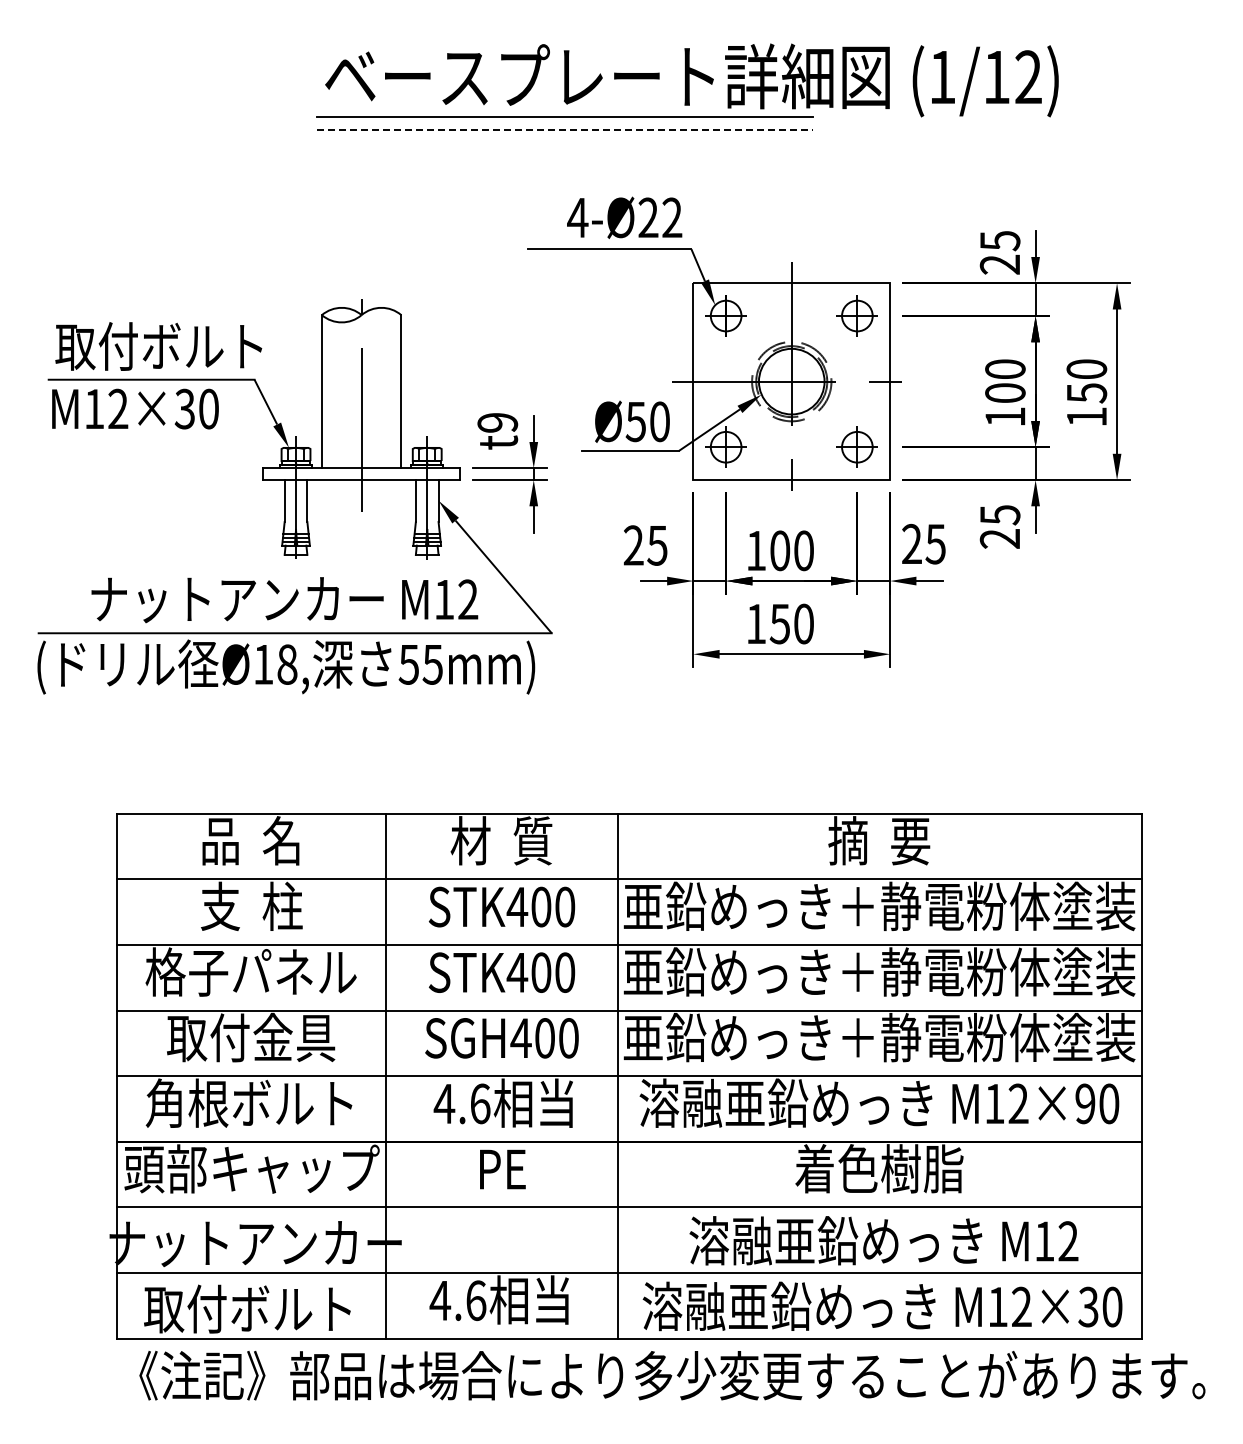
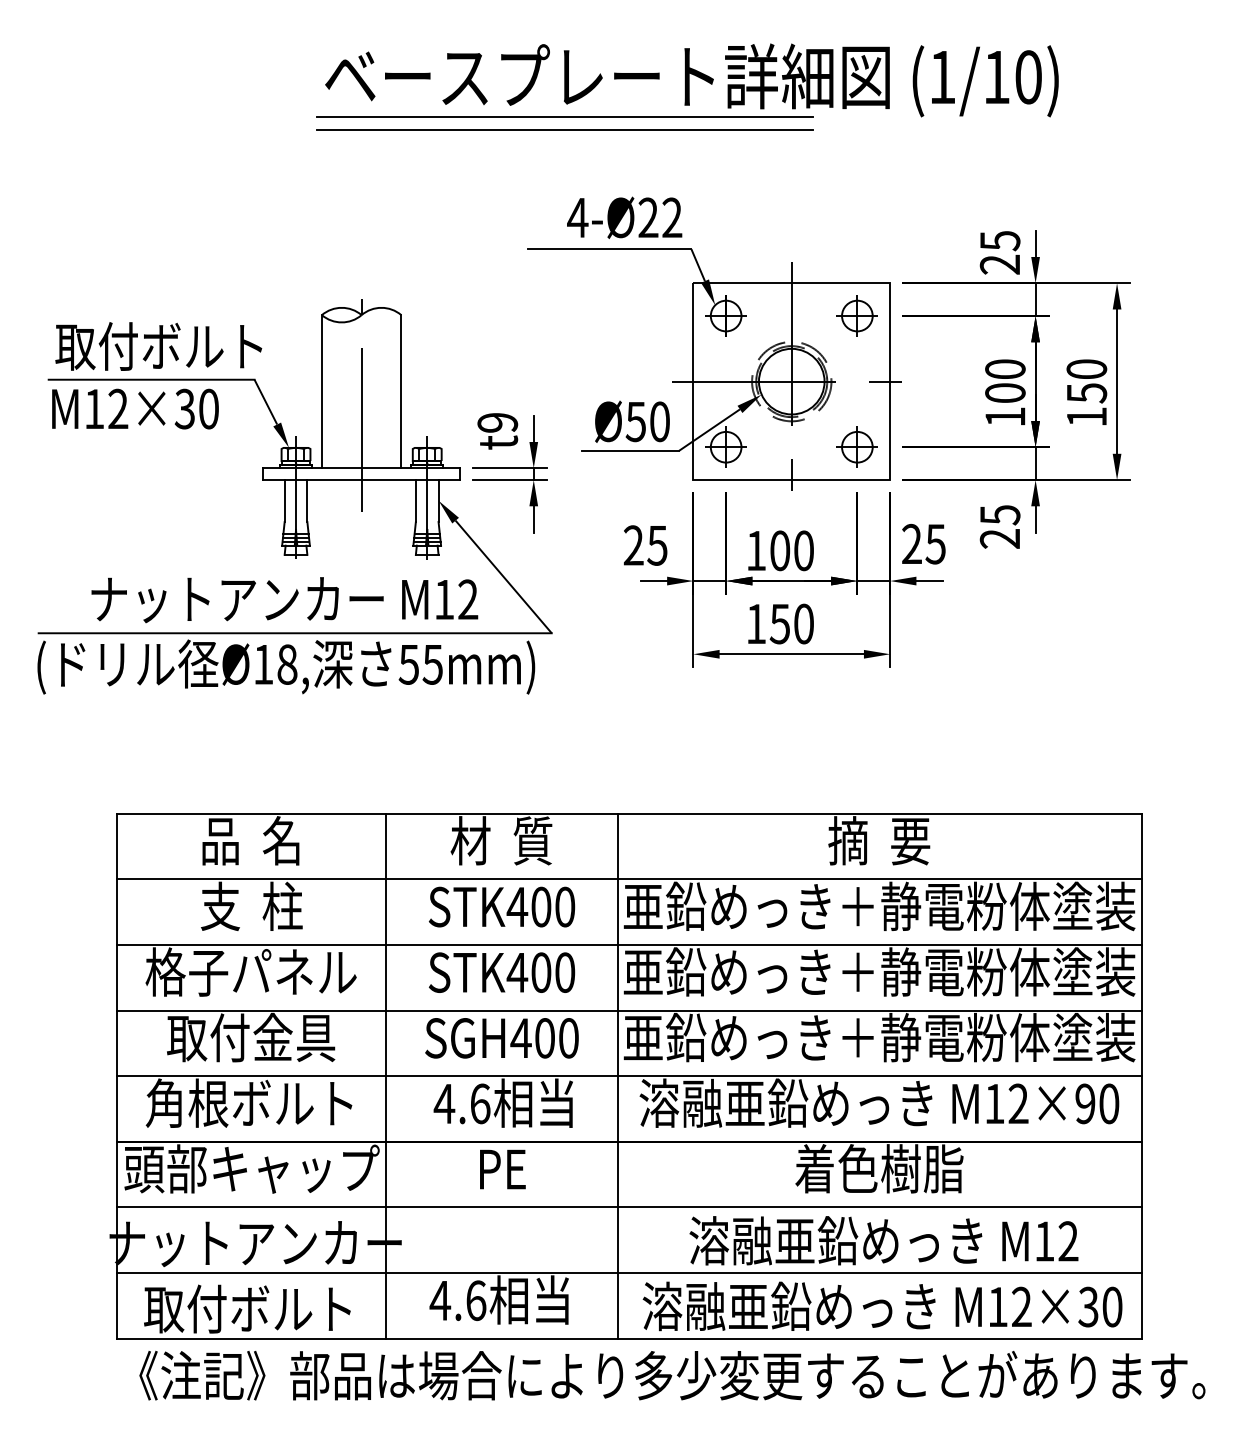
text: (1/12) -> (1/10) (1028, 77)
line: dashed -> solid (565, 129)
